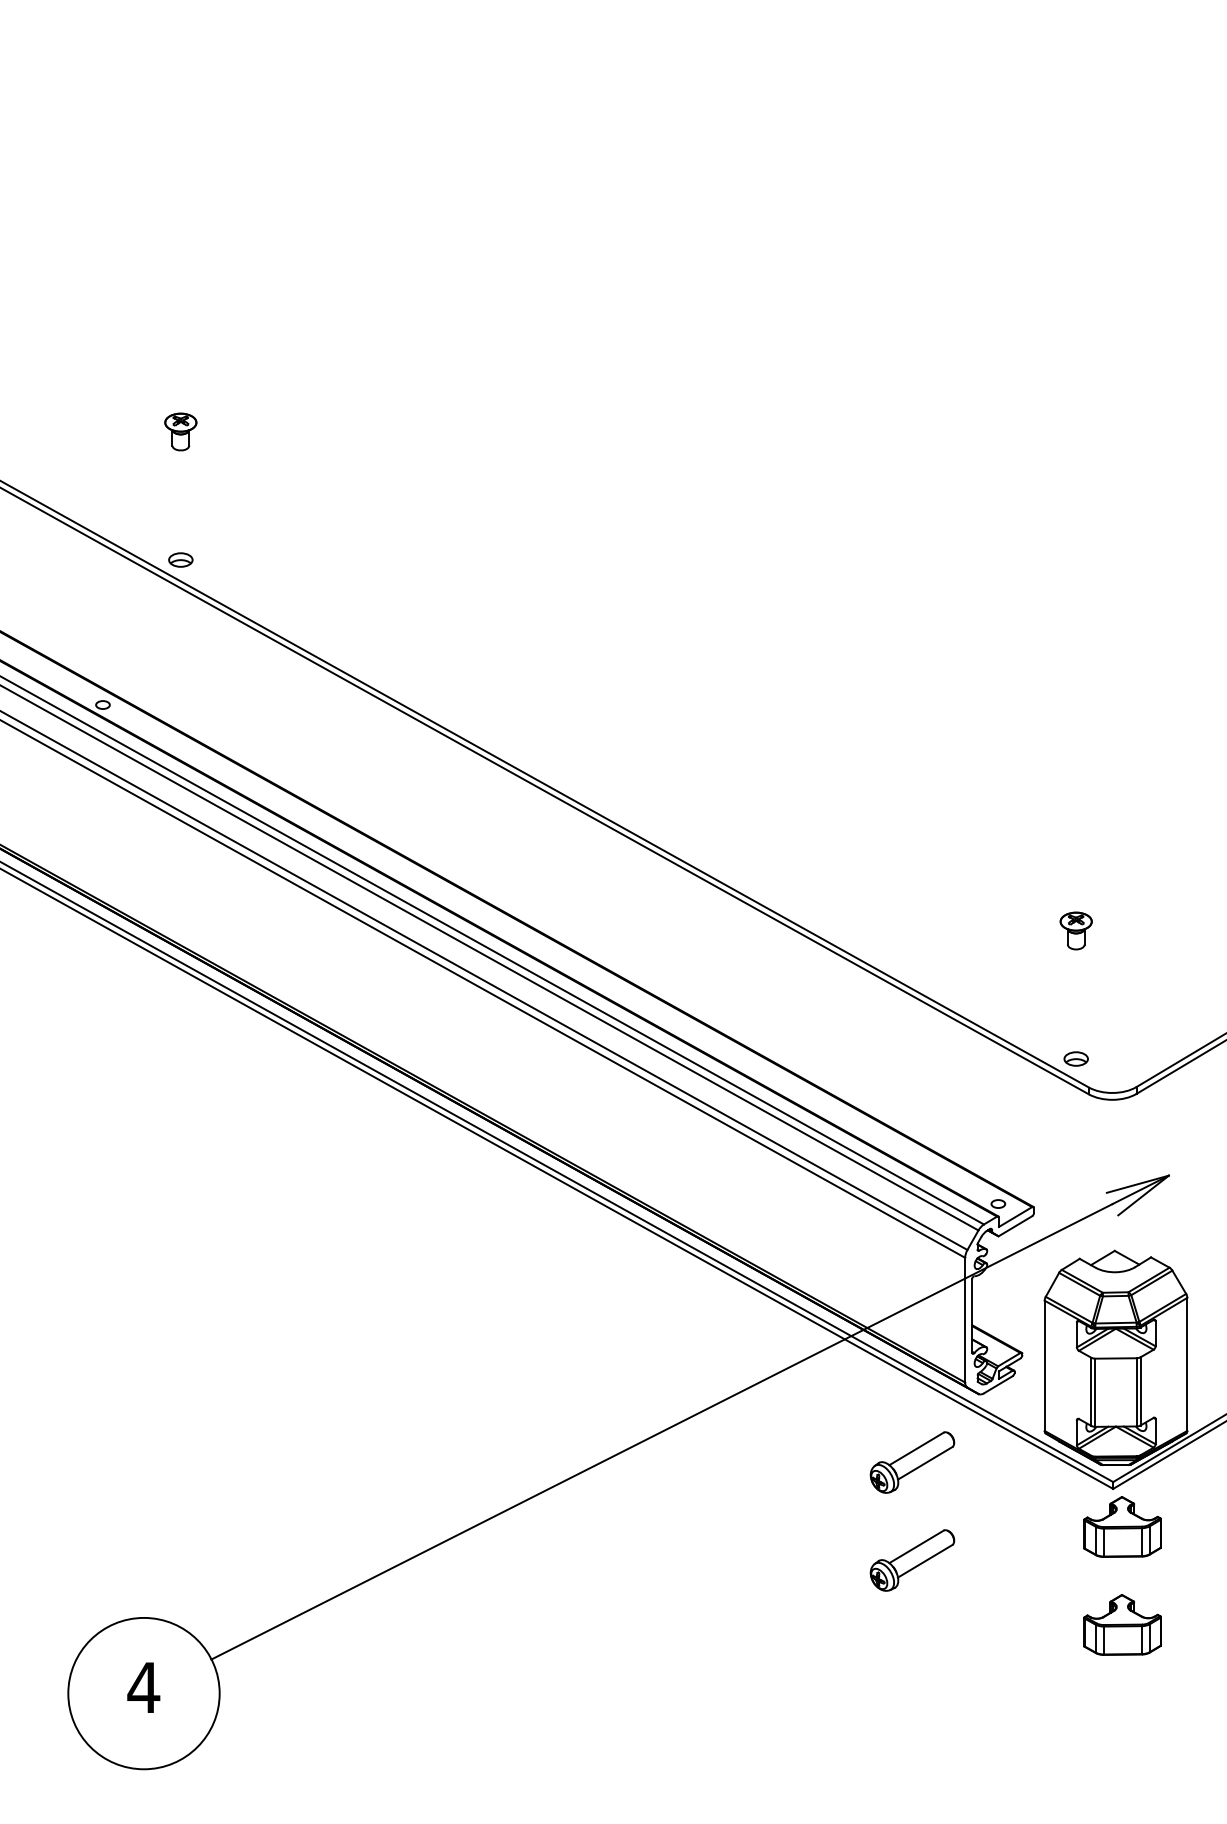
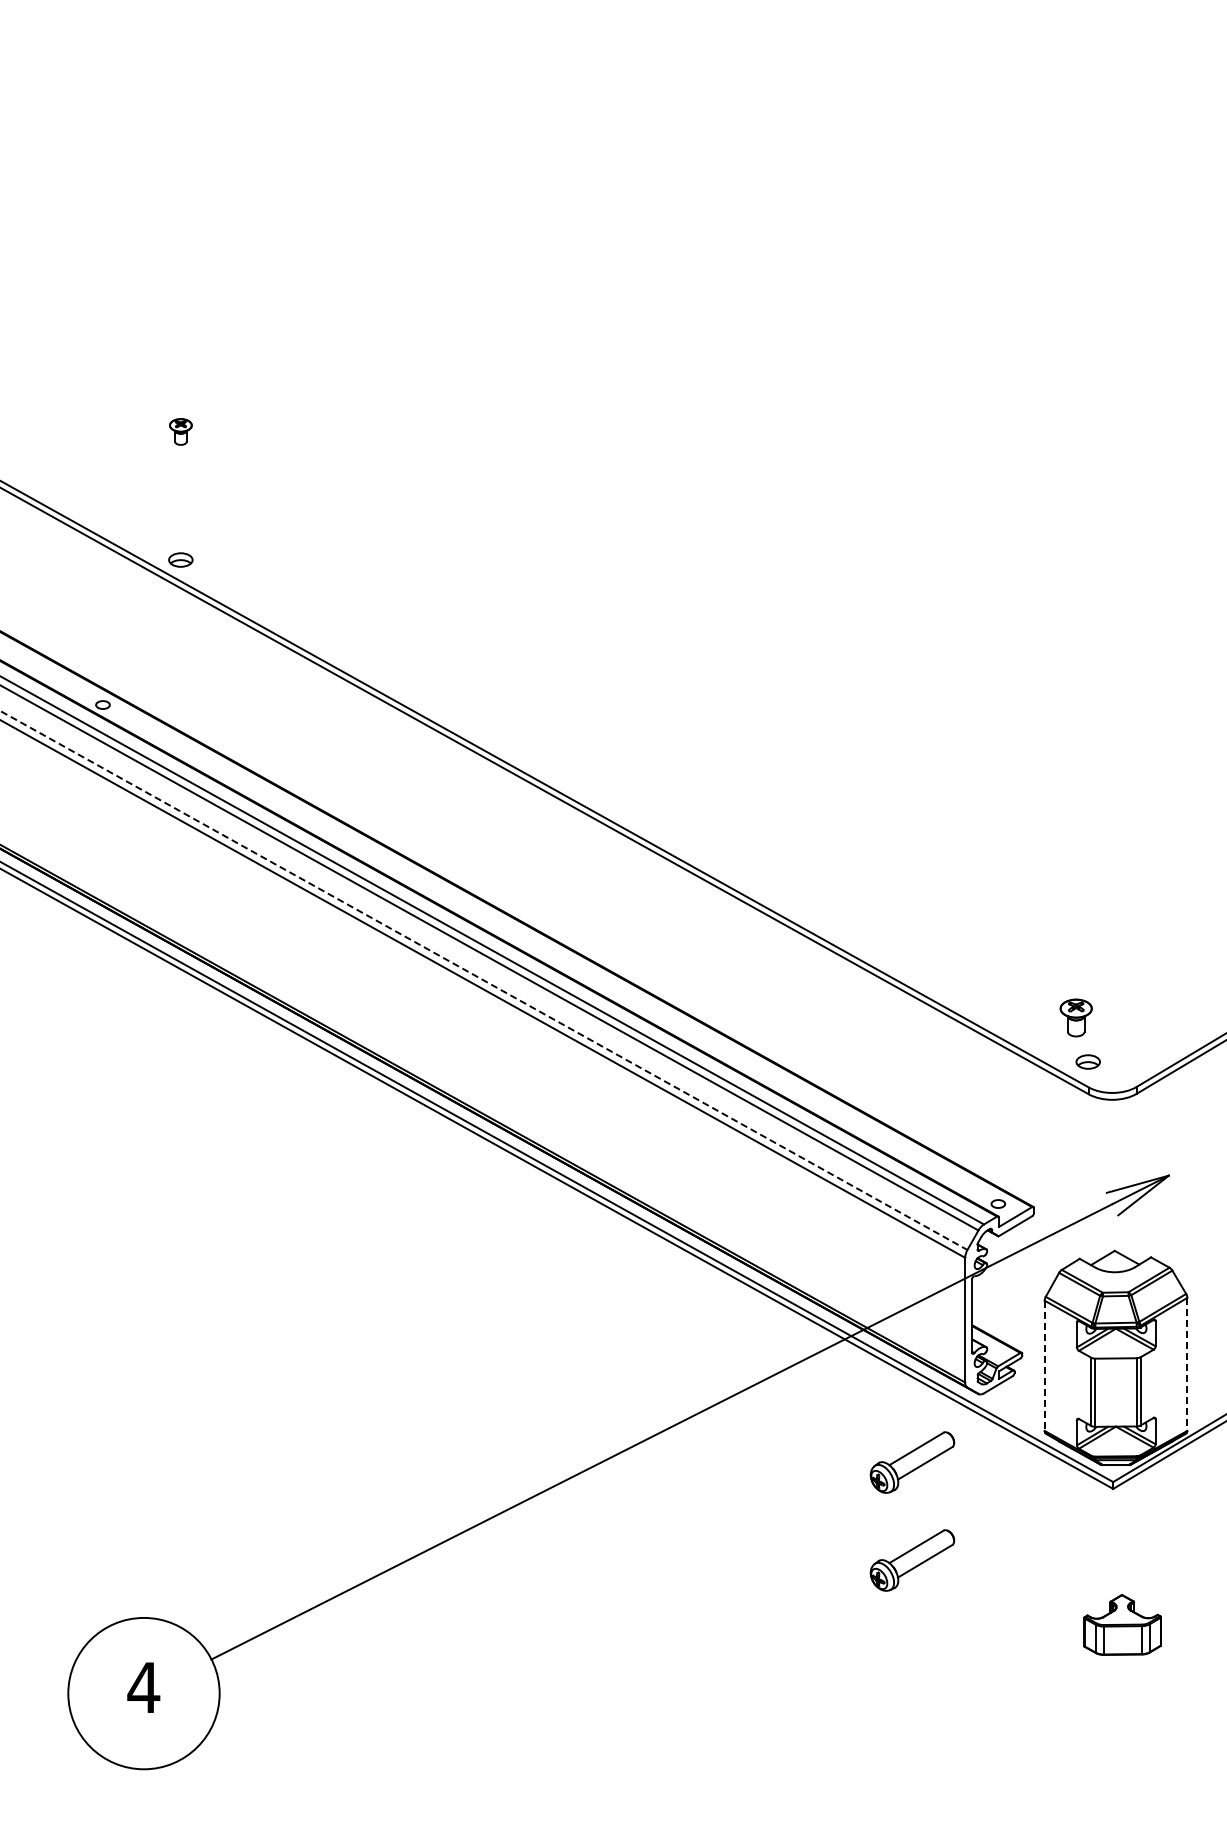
part size: 34x40 px -> 24x28 px (180, 431)
part position: (1075, 930) -> (1075, 1017) (1075, 1017)
line: solid -> dashed (484, 980)
part position: (1075, 1058) -> (1087, 1061) (1087, 1061)
line: solid -> dashed (1187, 1364)
line: solid -> dashed (1044, 1366)
part: present -> none (1122, 1526)
